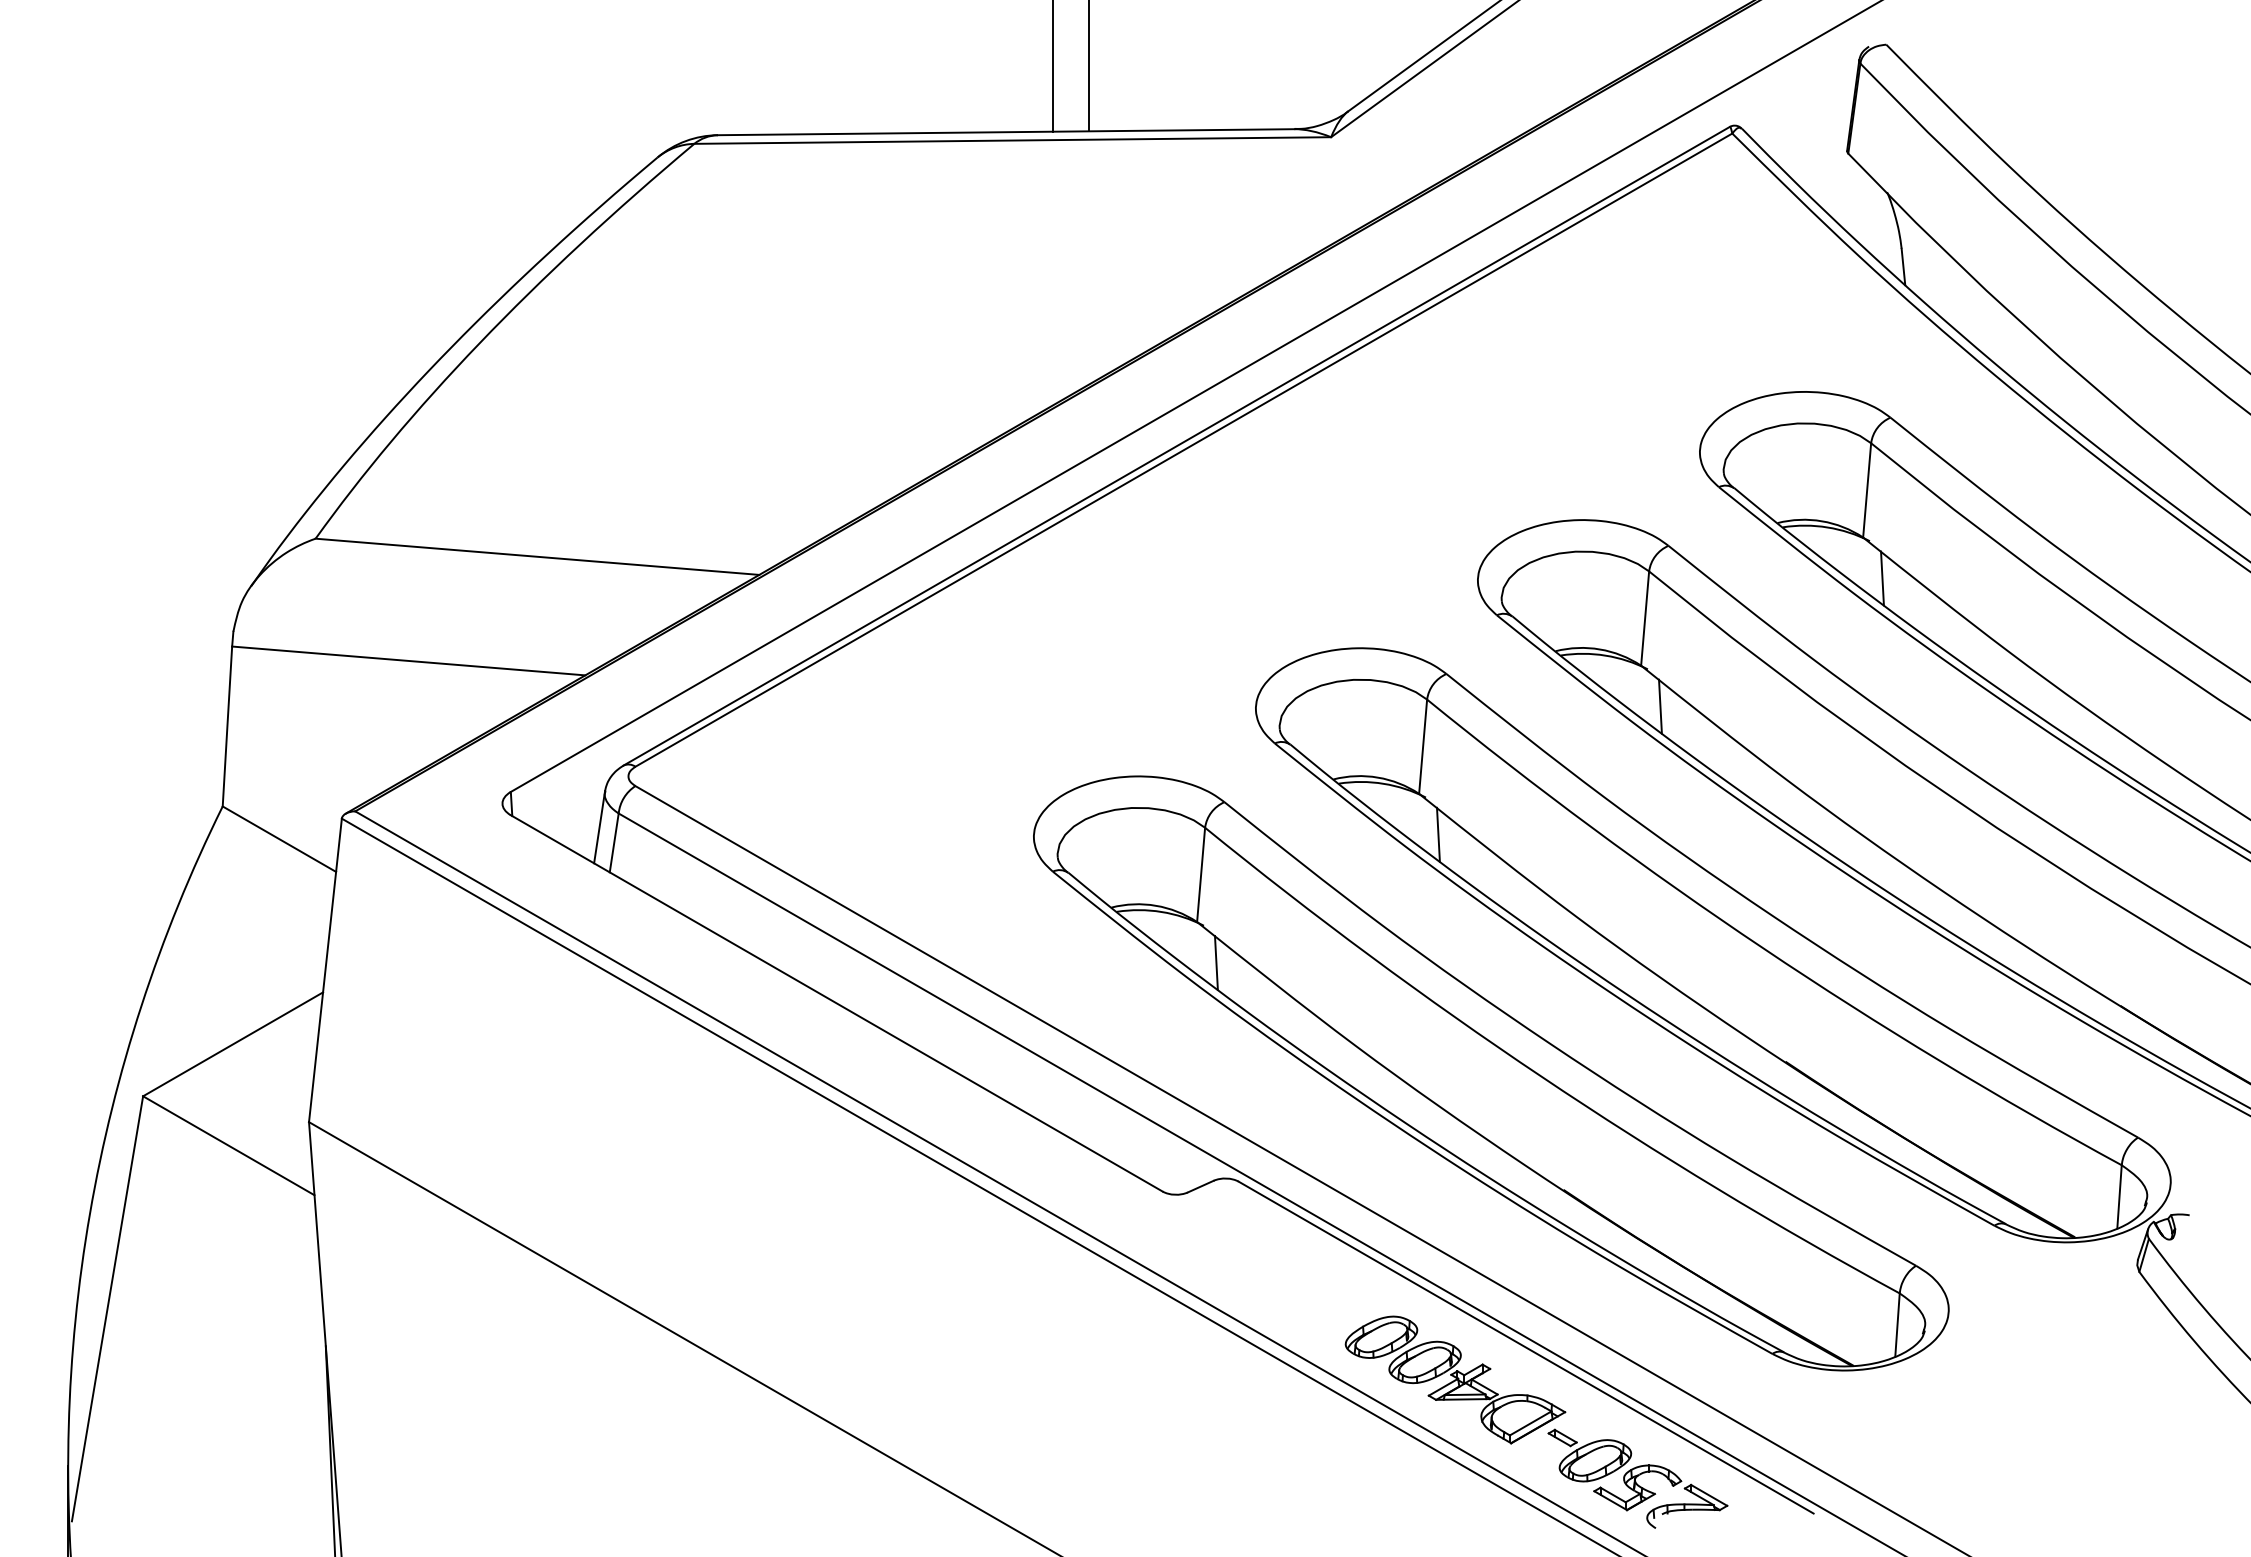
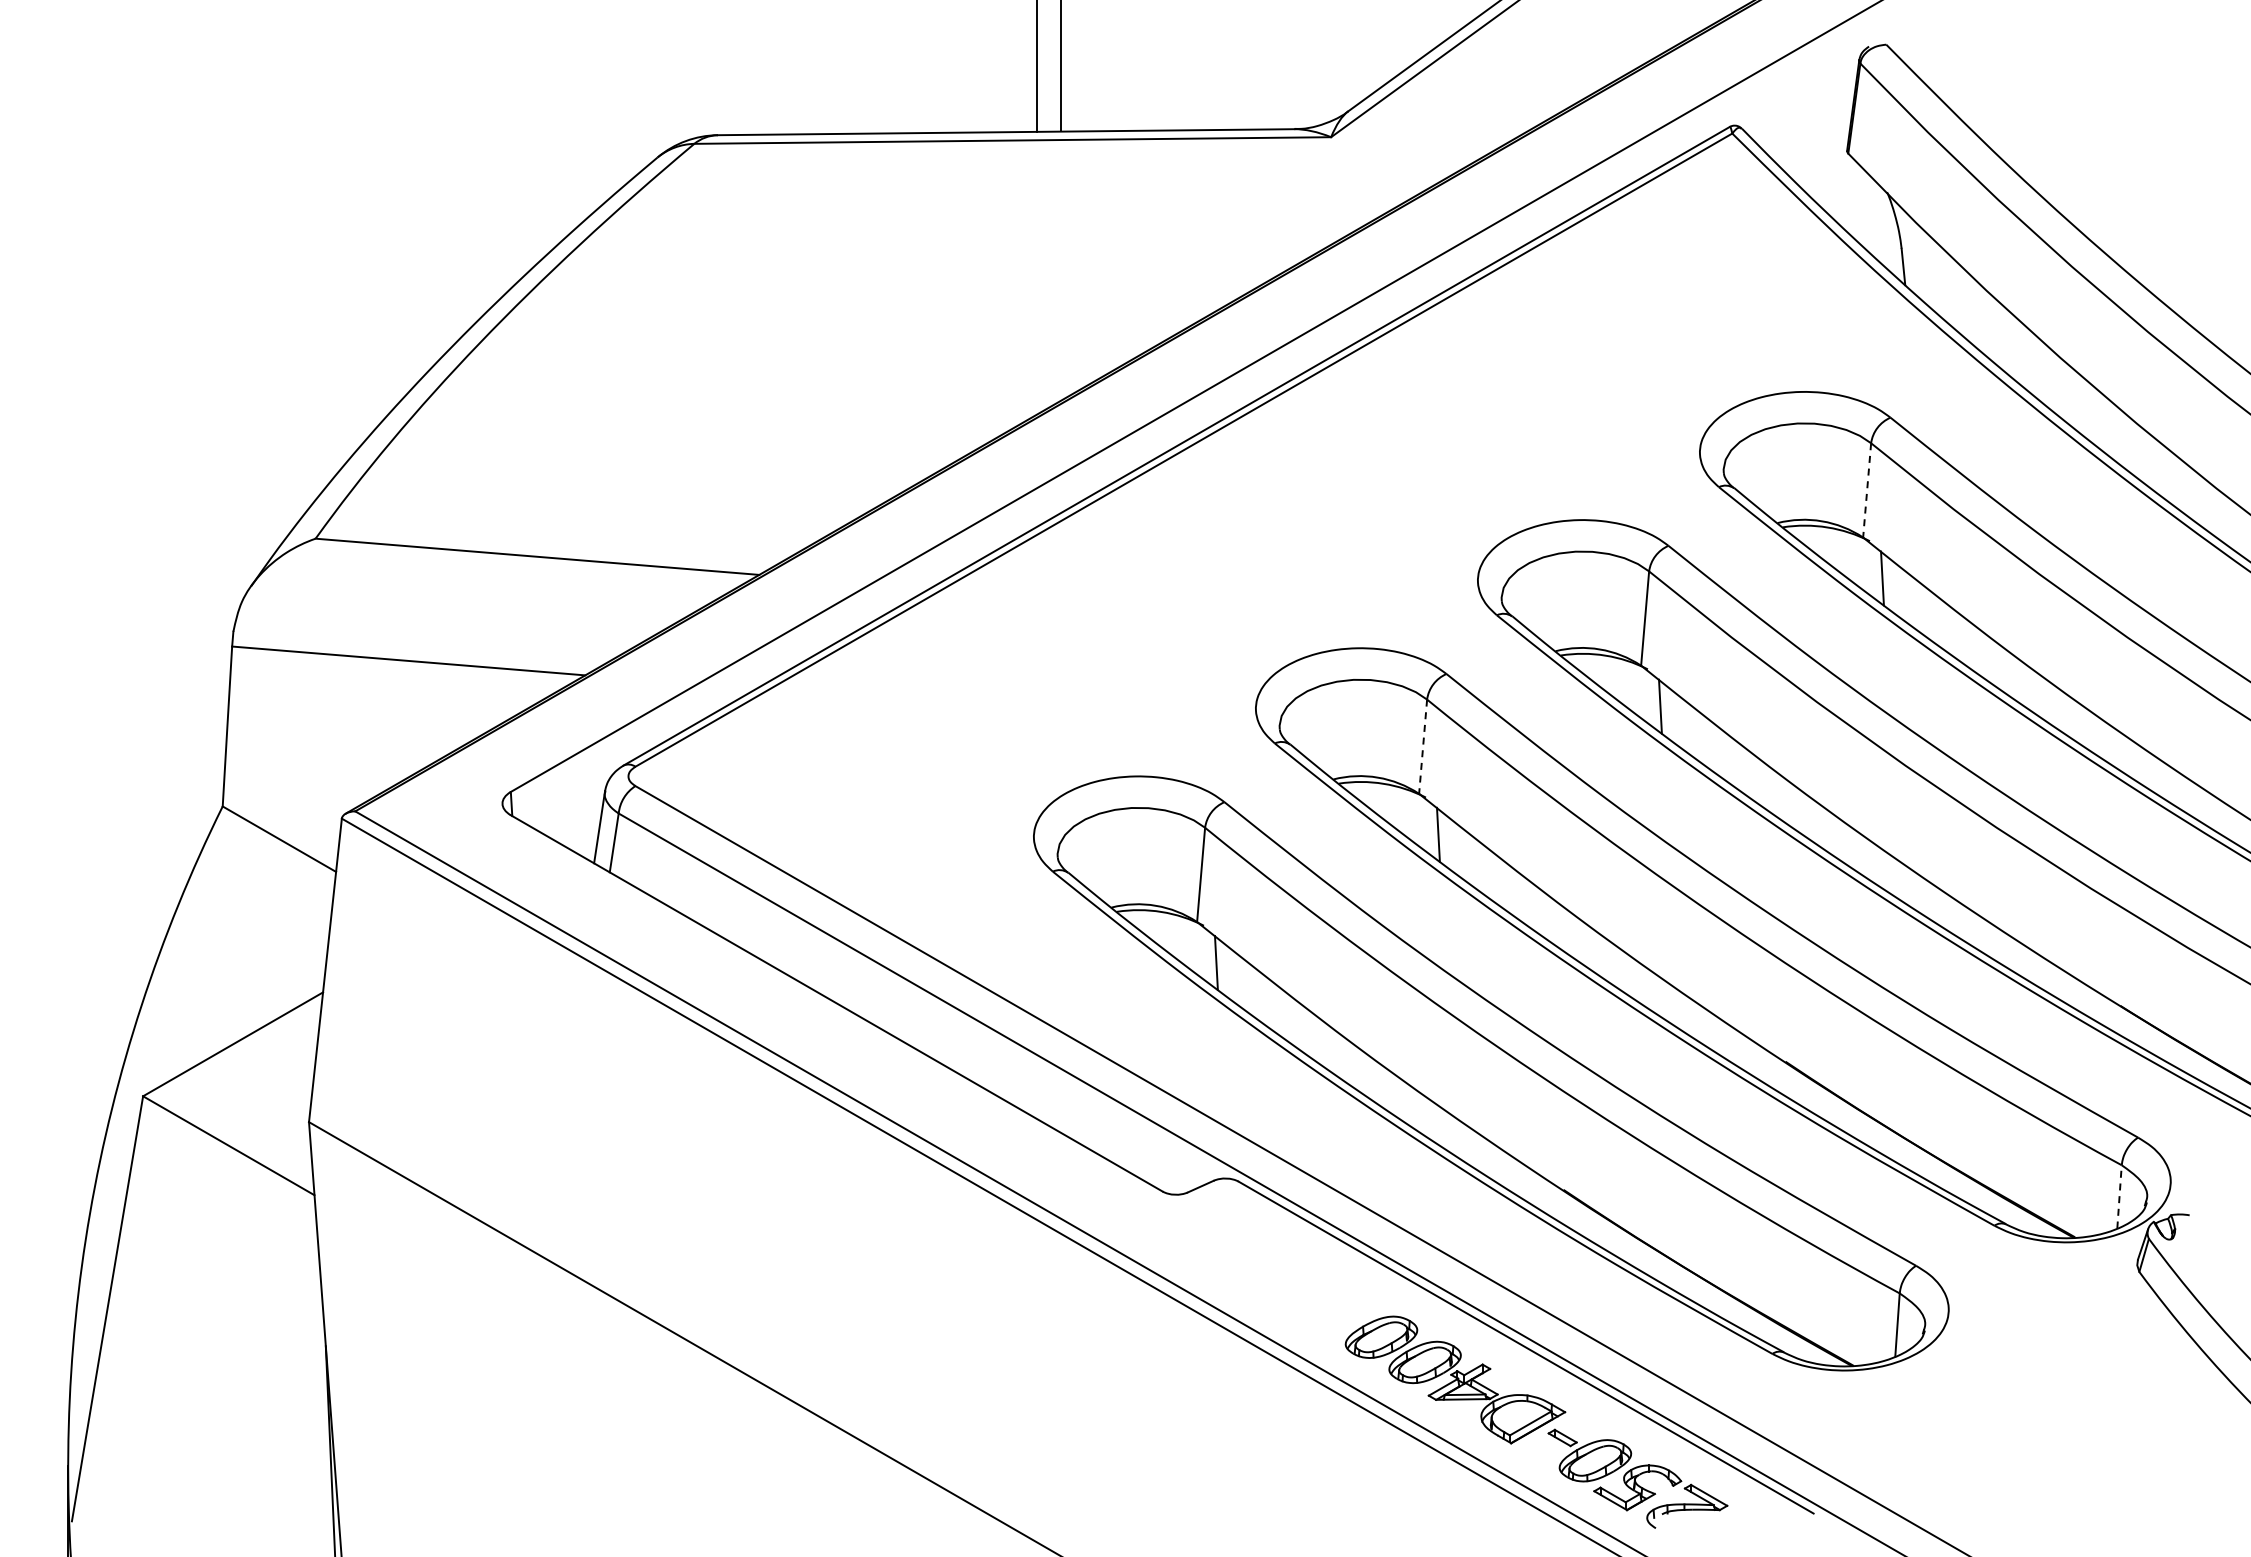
line position: (1053, 66) -> (1037, 66) (1037, 66)
line position: (1088, 66) -> (1060, 66) (1060, 66)
line: solid -> dashed (1867, 490)
line: solid -> dashed (1423, 747)
line: solid -> dashed (2119, 1196)
